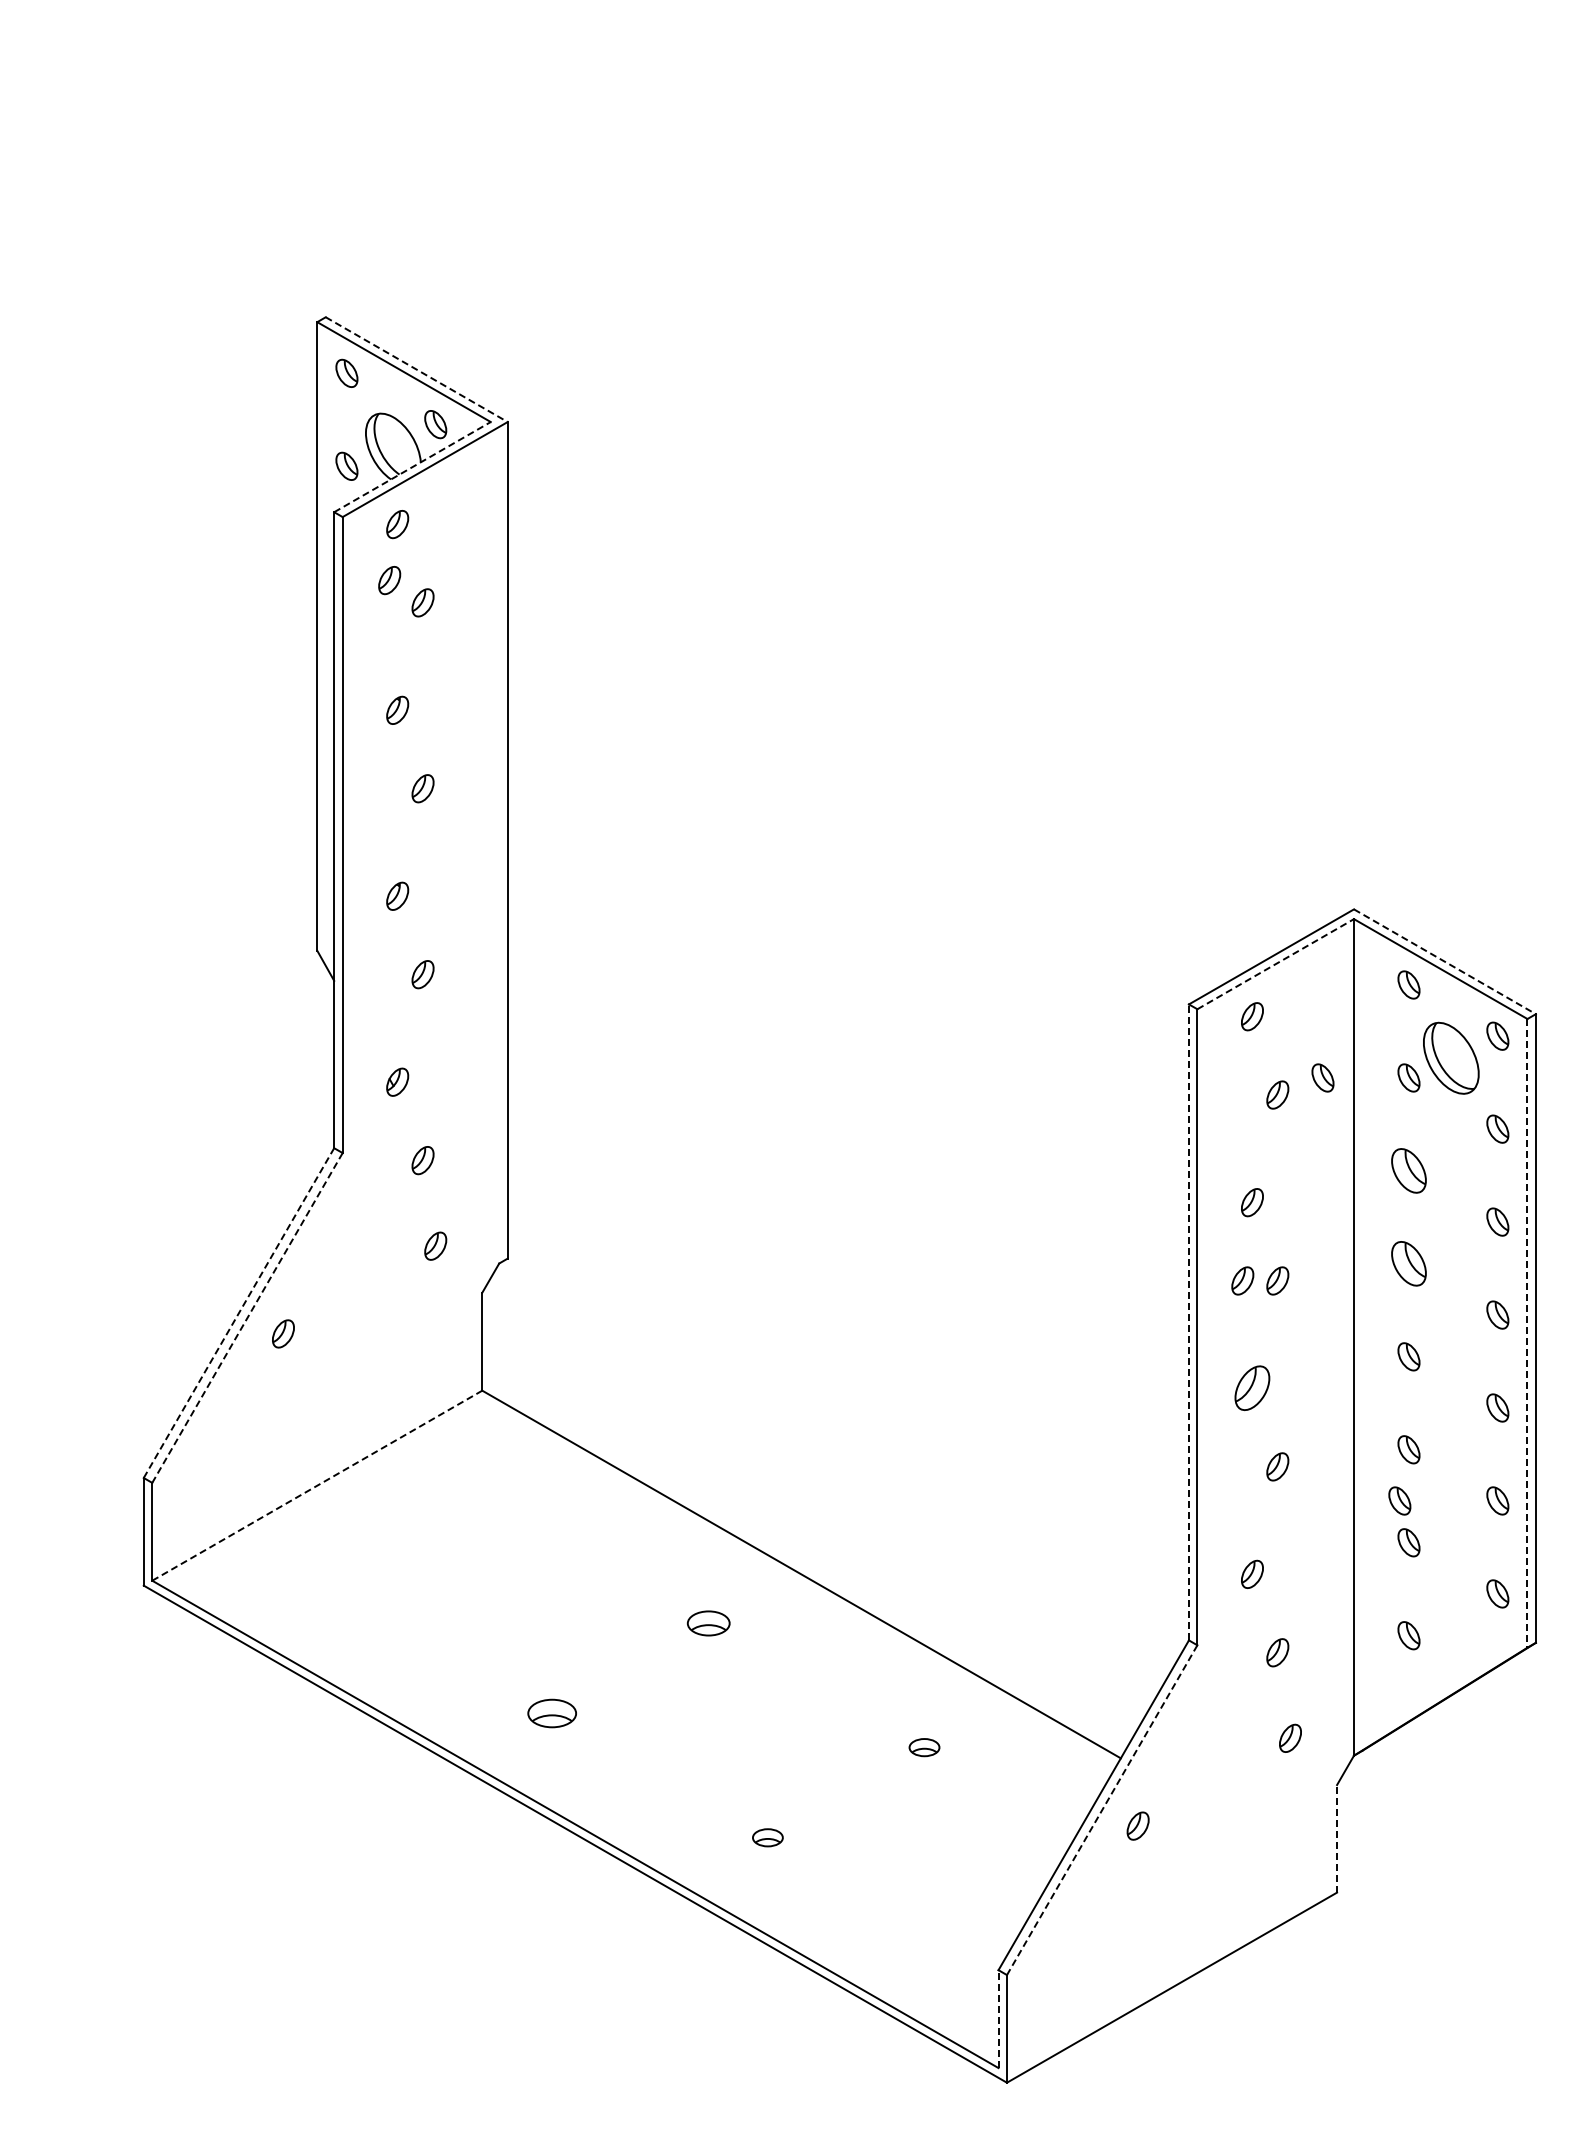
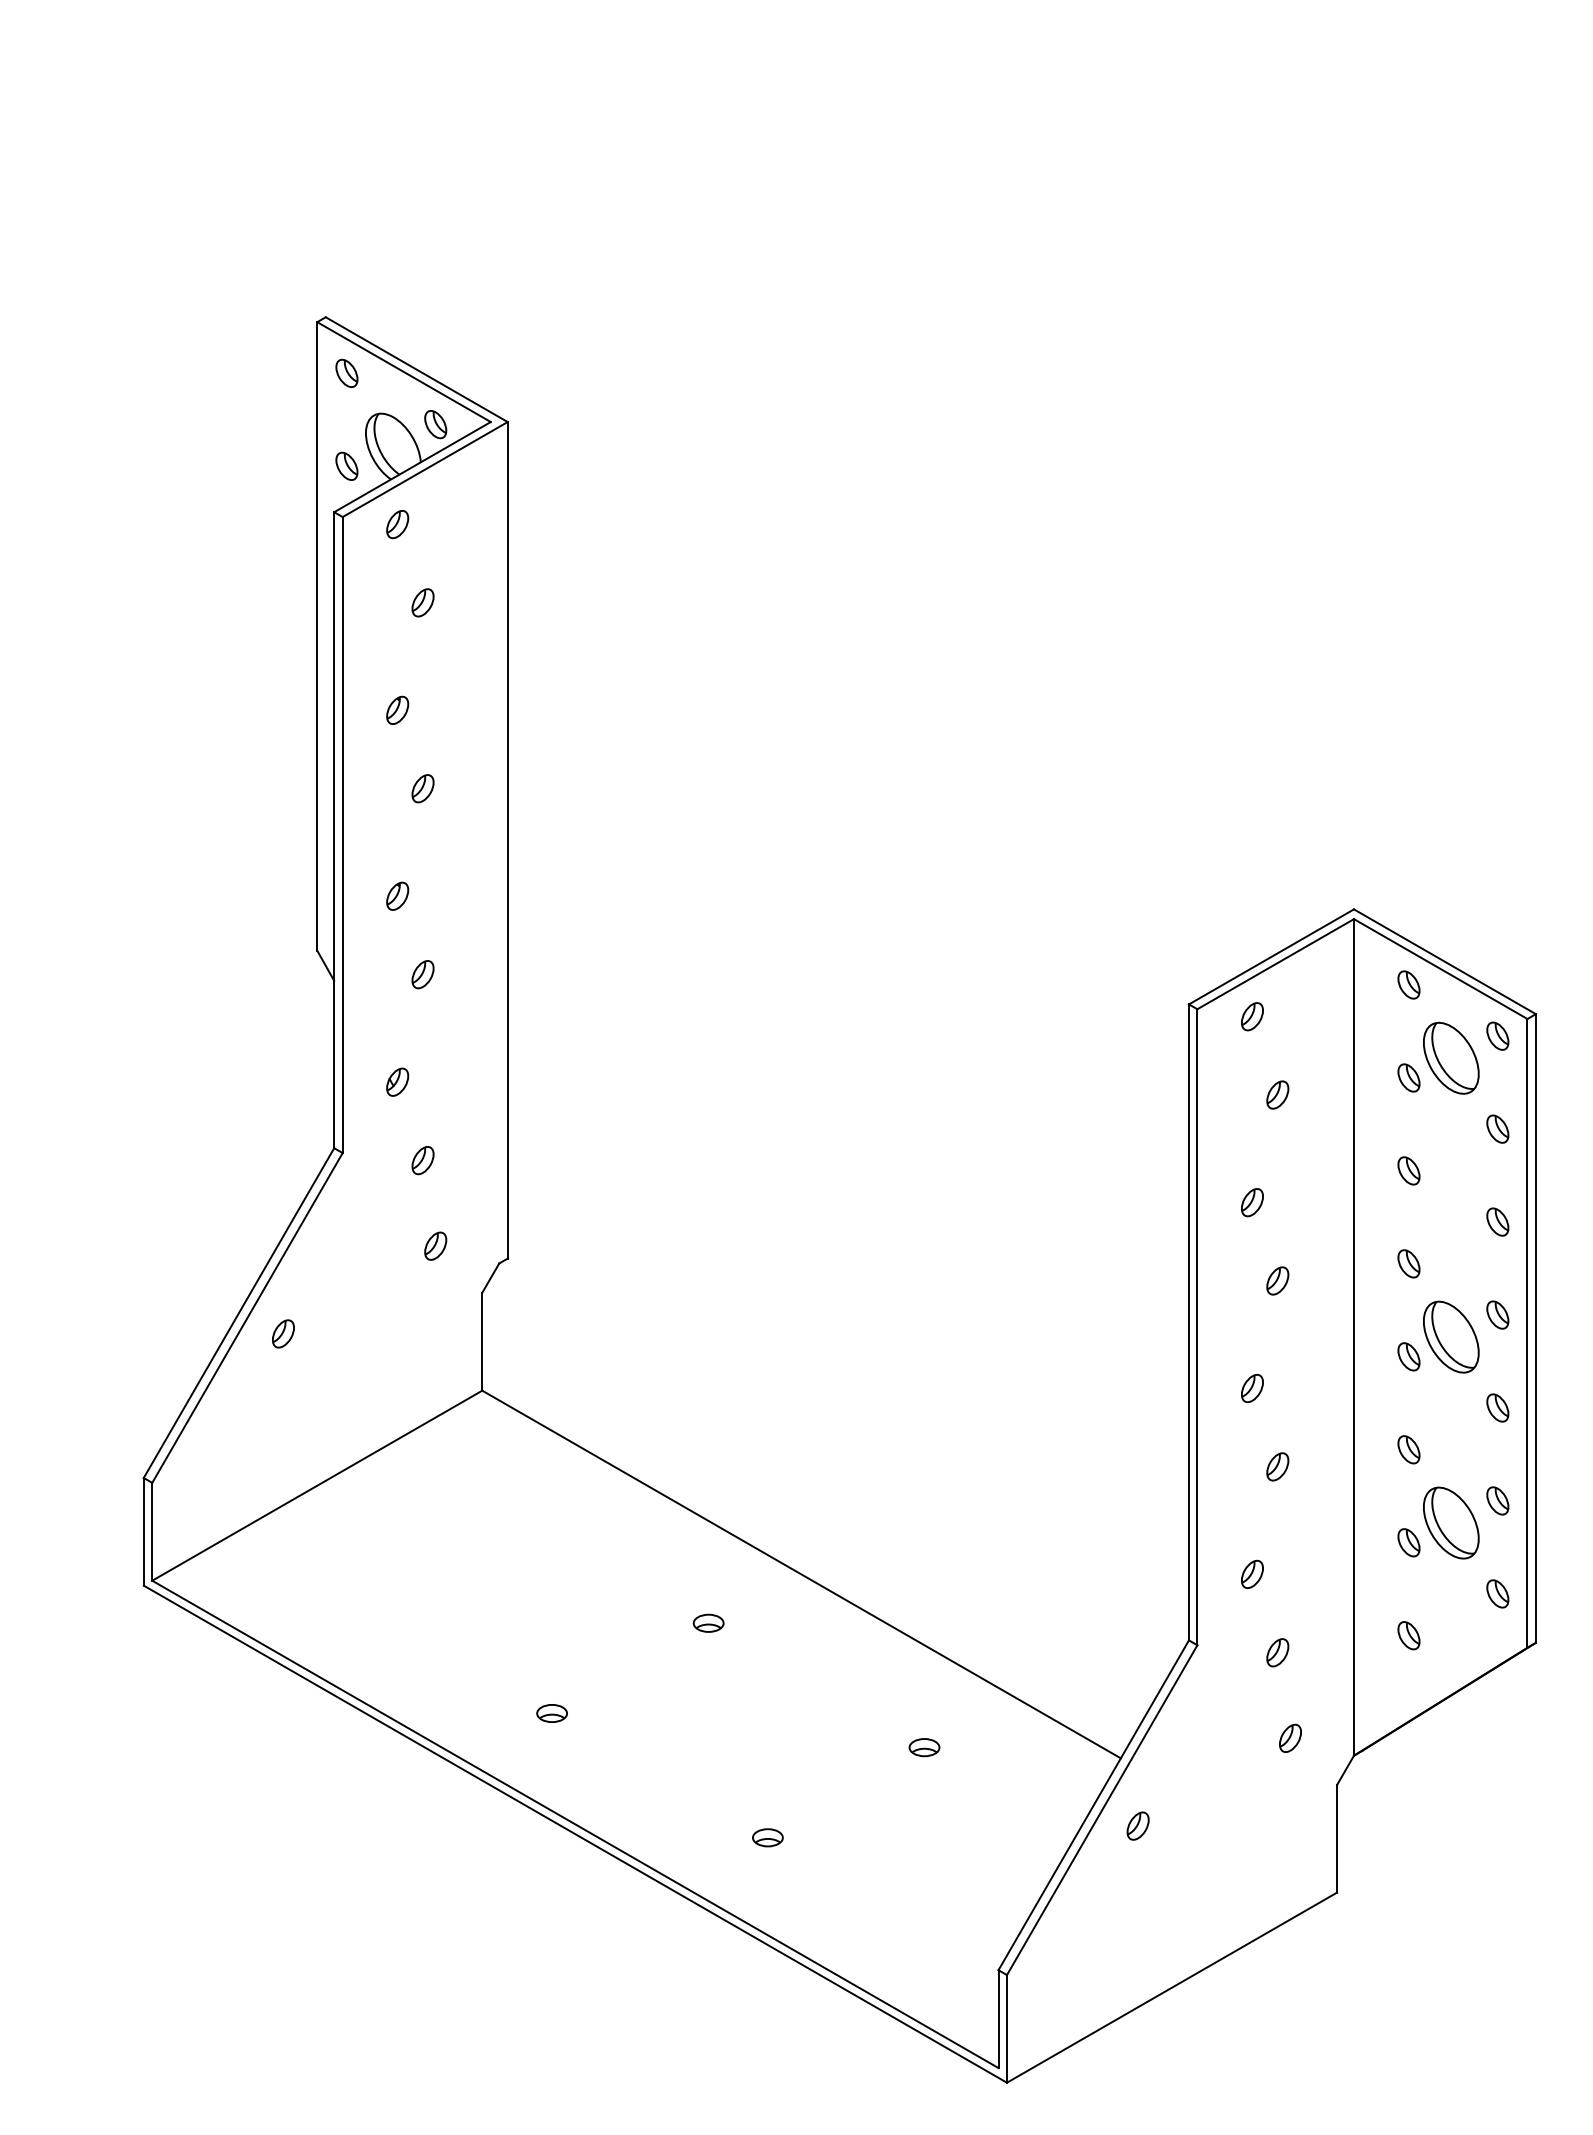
line: dashed -> solid (416, 369)
line: dashed -> solid (412, 466)
part: present -> none (389, 580)
line: dashed -> solid (1444, 961)
line: dashed -> solid (1276, 963)
part: present -> none (1322, 1077)
part size: 36x46 px -> 24x30 px (1408, 1170)
part size: 36x46 px -> 24x30 px (1408, 1263)
part: present -> none (1242, 1280)
line: dashed -> solid (239, 1312)
line: dashed -> solid (247, 1318)
line: dashed -> solid (1188, 1322)
line: dashed -> solid (1527, 1333)
part: none -> present (1451, 1336)
part size: 37x46 px -> 23x30 px (1252, 1388)
line: dashed -> solid (317, 1485)
part: present -> none (1399, 1500)
part: none -> present (1451, 1522)
part size: 45x27 px -> 33x20 px (708, 1622)
part size: 50x31 px -> 32x19 px (551, 1713)
line: dashed -> solid (1101, 1810)
line: dashed -> solid (1337, 1838)
line: dashed -> solid (998, 2019)
